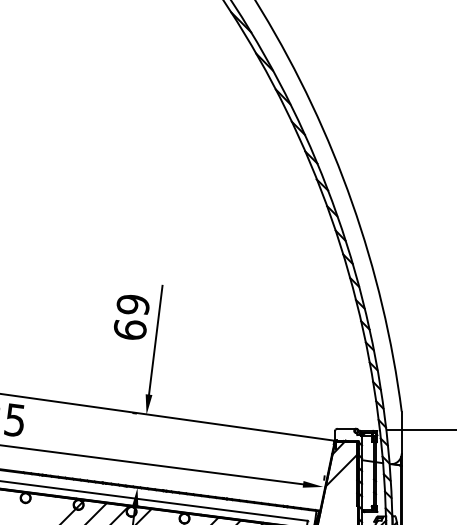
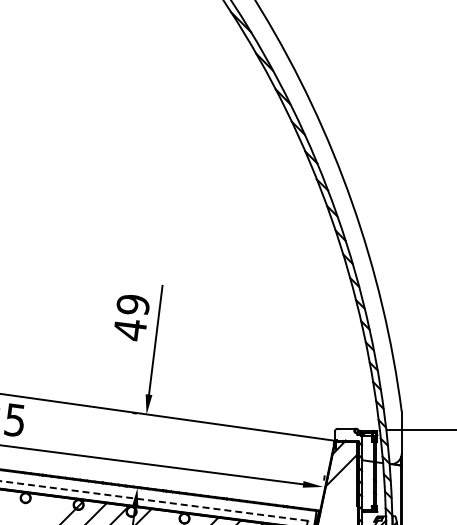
text: 69 -> 49 (130, 330)
line: solid -> dashed (154, 500)
